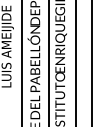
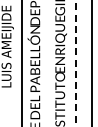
line: present -> none (48, 62)
line: solid -> dashed (75, 63)
